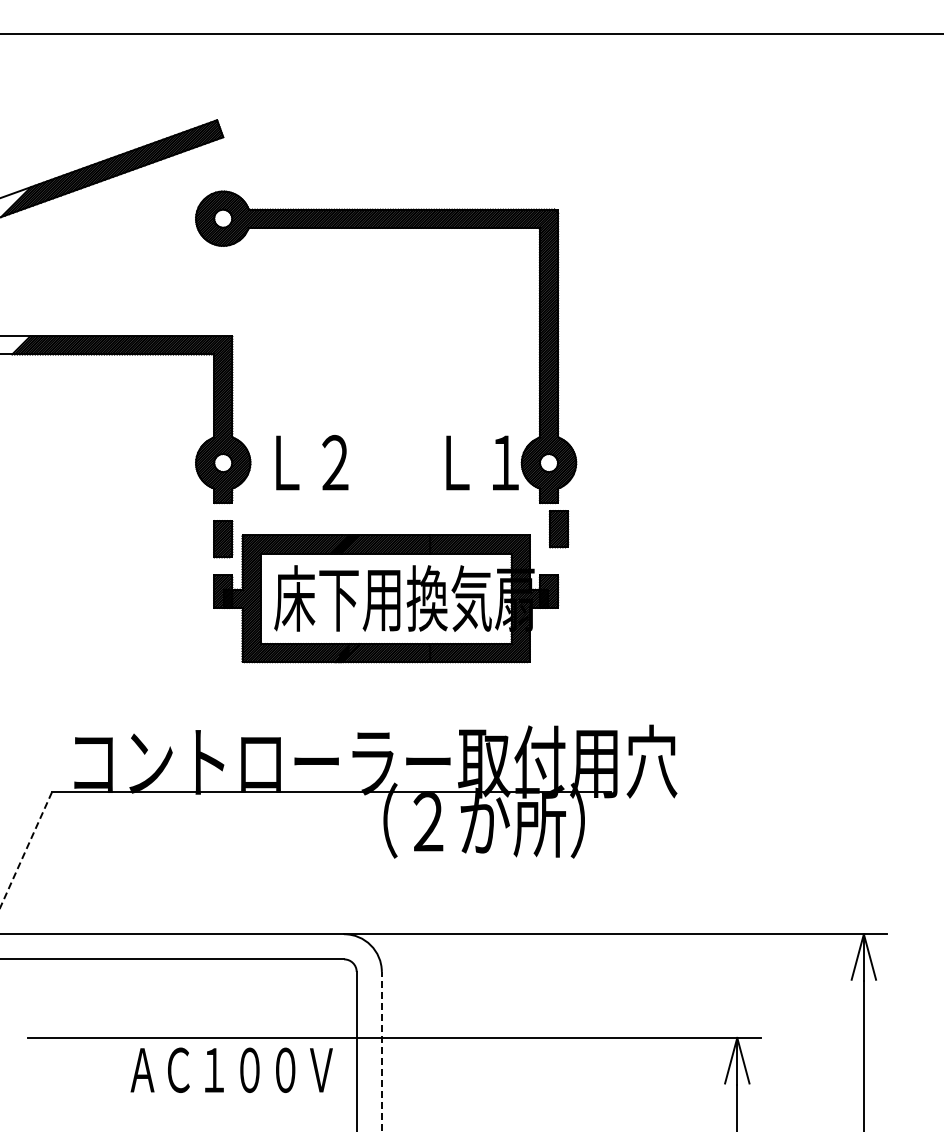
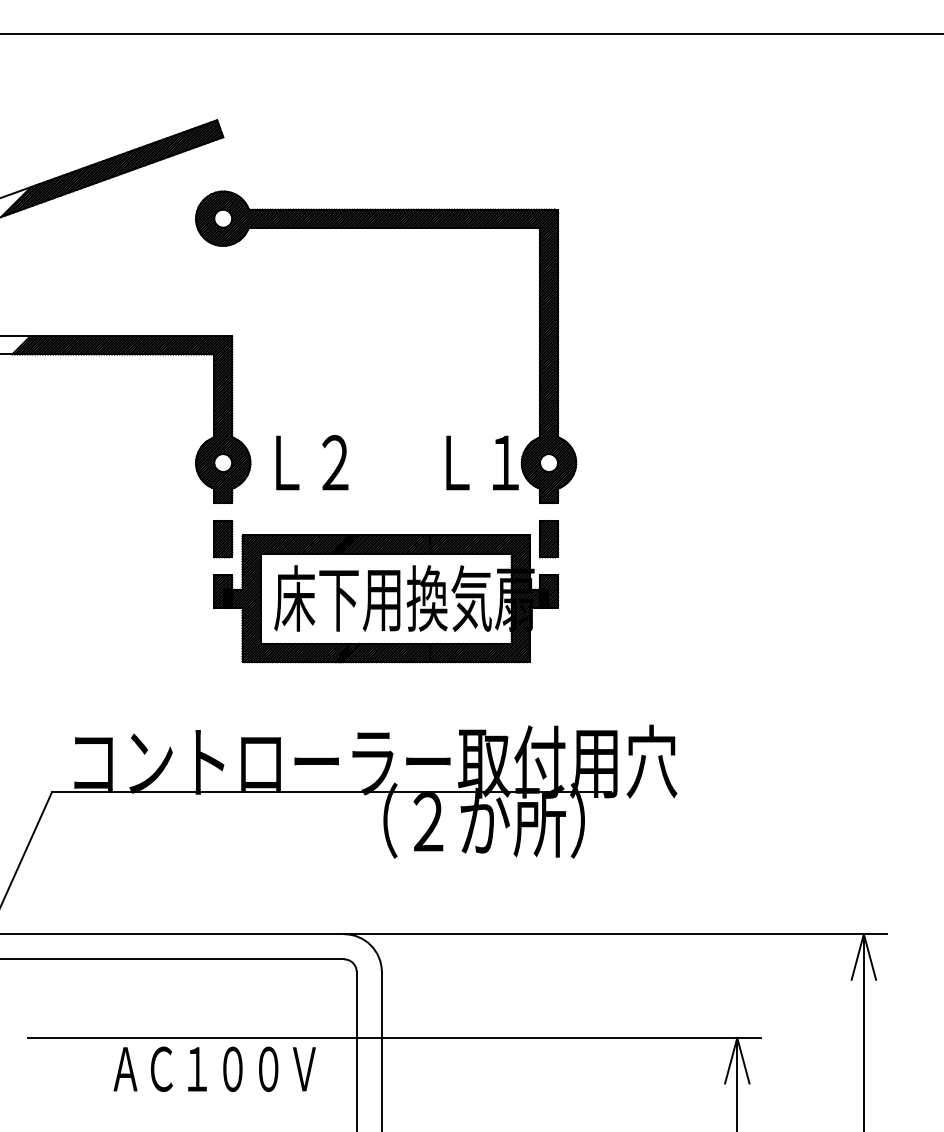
part position: (558, 529) -> (548, 539) (548, 539)
line: dashed -> solid (25, 850)
line: dashed -> solid (381, 1051)
text position: (231, 1069) -> (214, 1068) (214, 1068)
